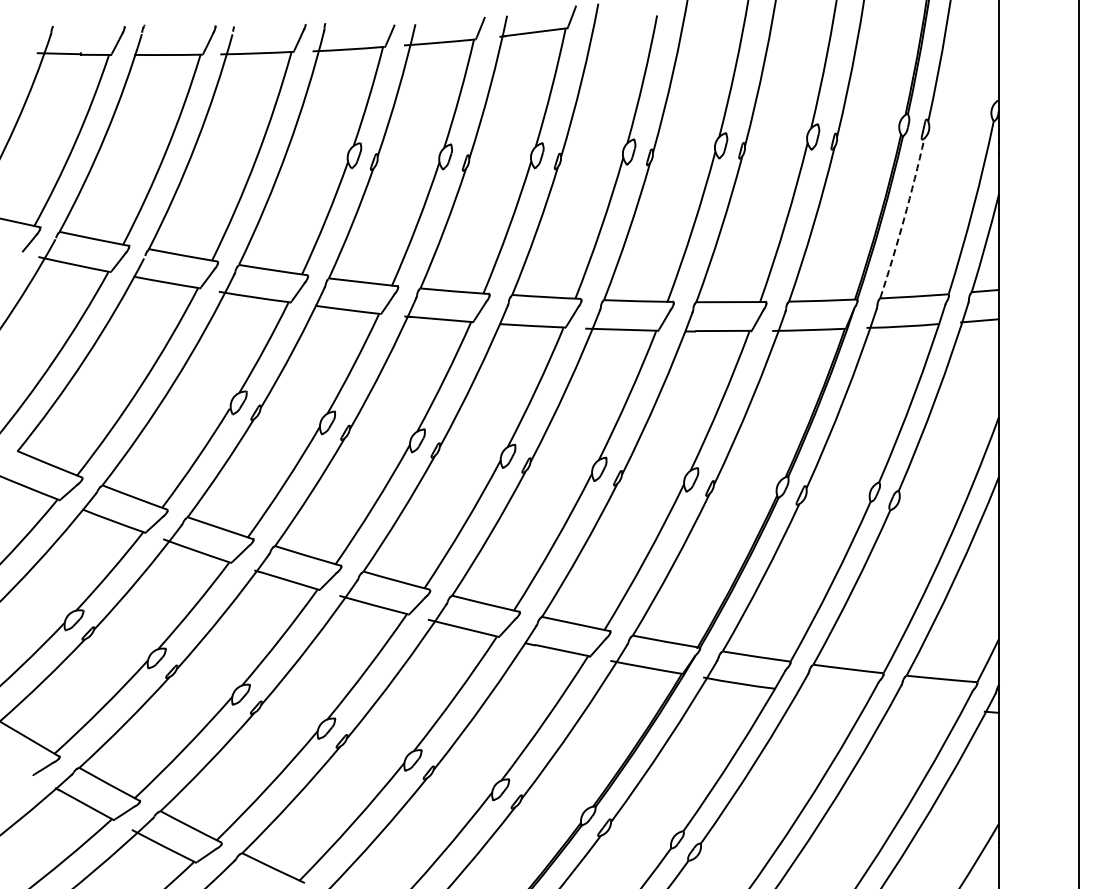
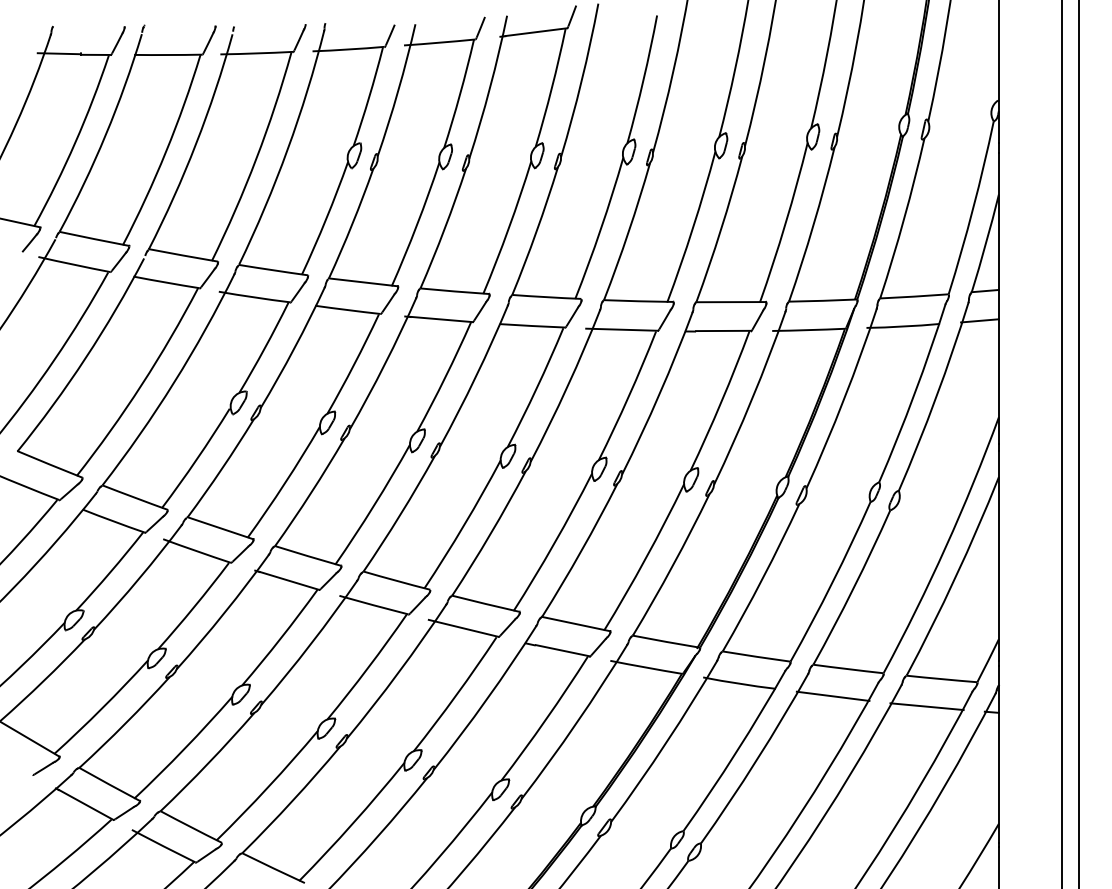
arc: dashed -> solid (904, 218)
line: none -> present (1062, 443)
line: none -> present (832, 695)
line: none -> present (926, 706)
